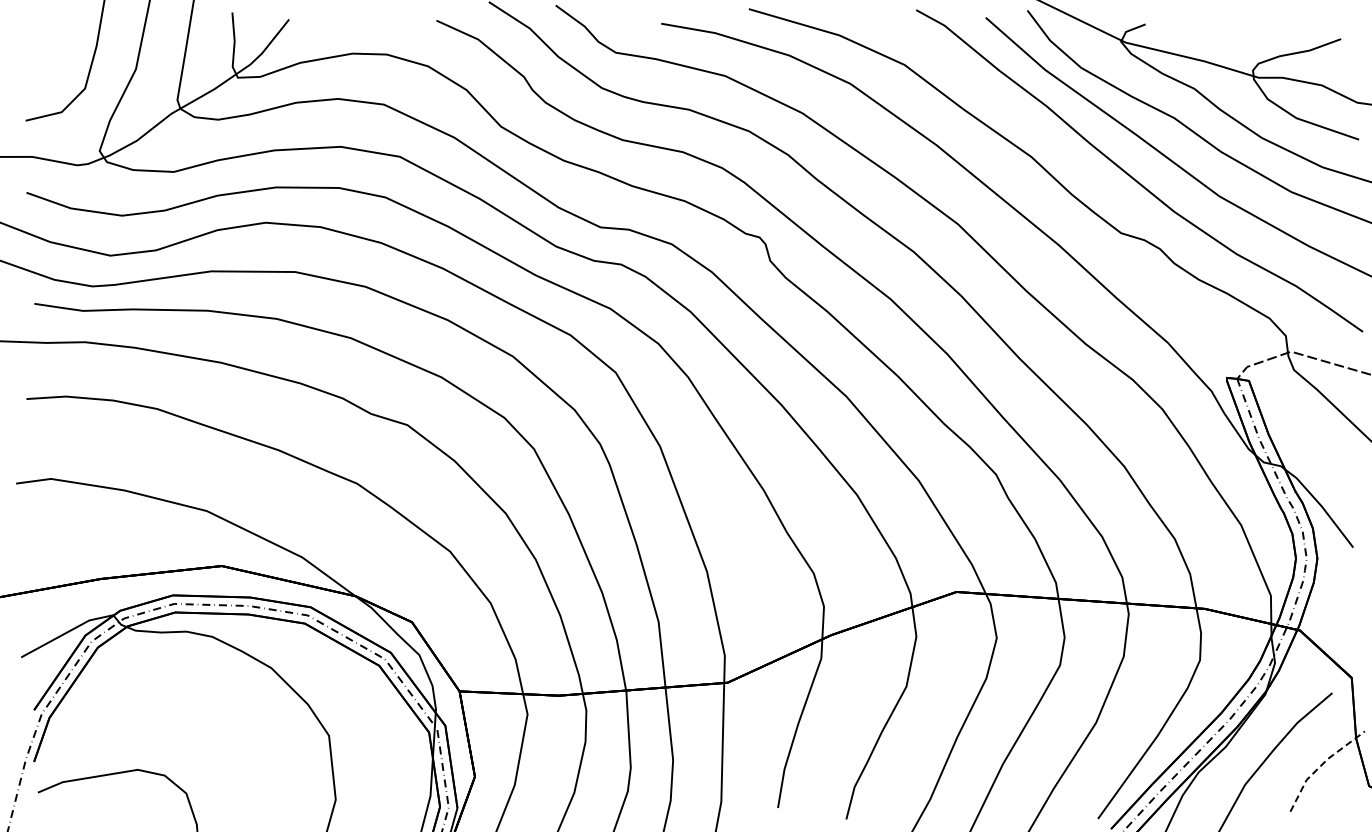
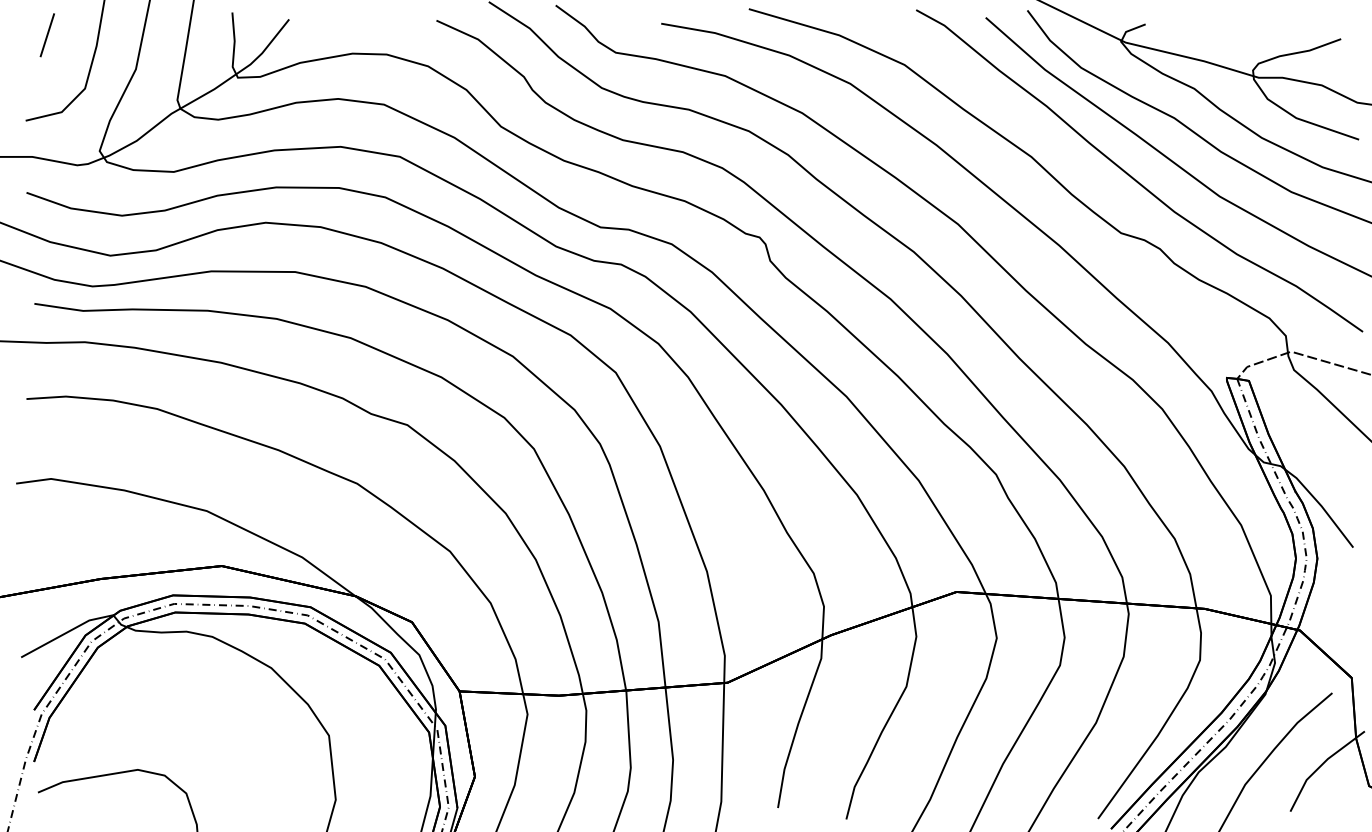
line: none -> present (46, 35)
line: dashed -> solid (1321, 765)
